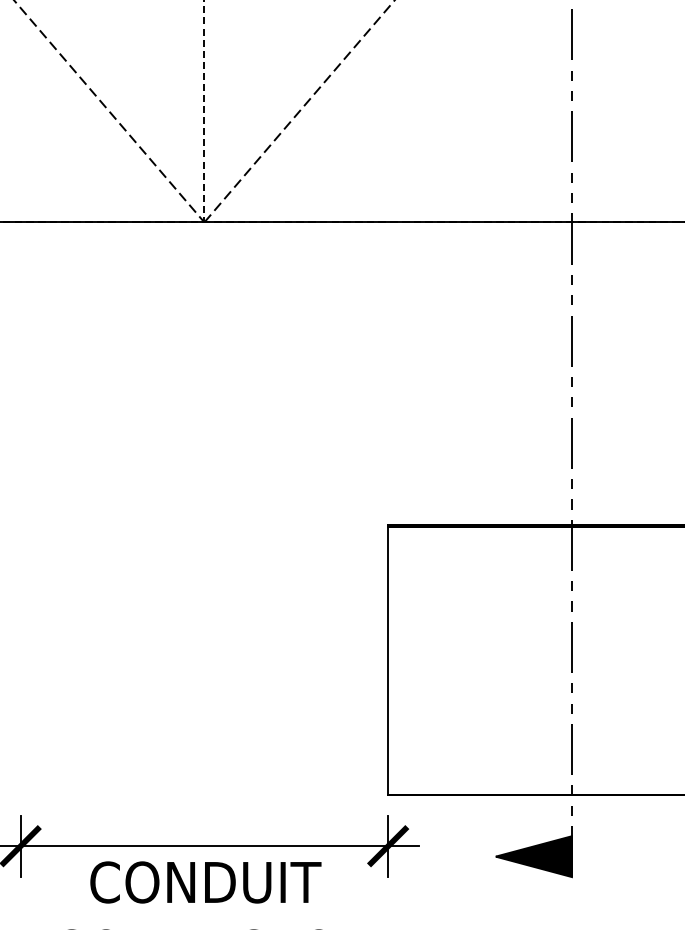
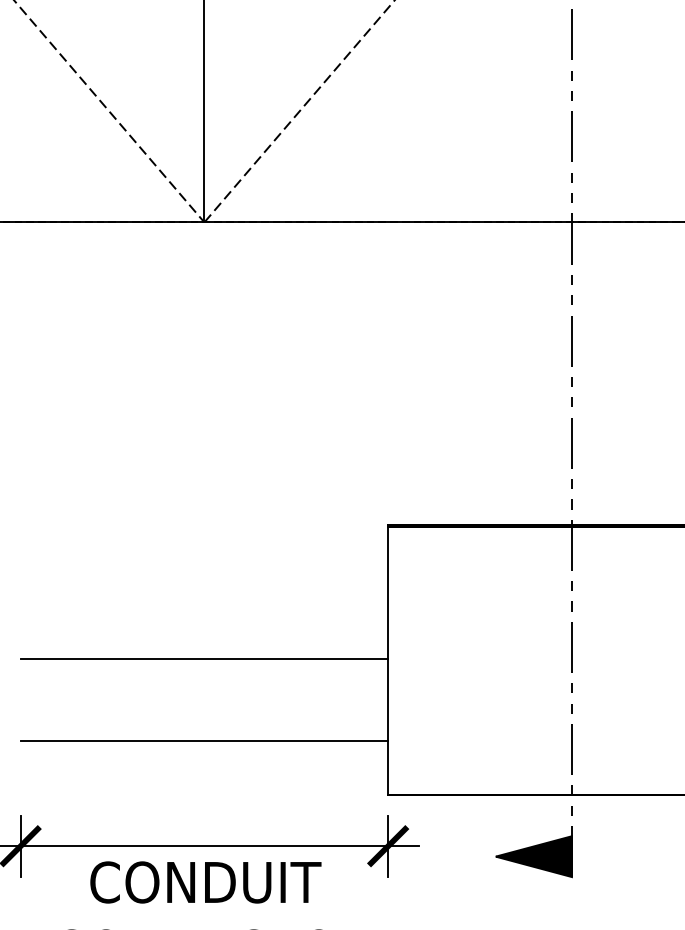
line: dashed -> solid (204, 111)
line: none -> present (204, 659)
line: none -> present (204, 740)
